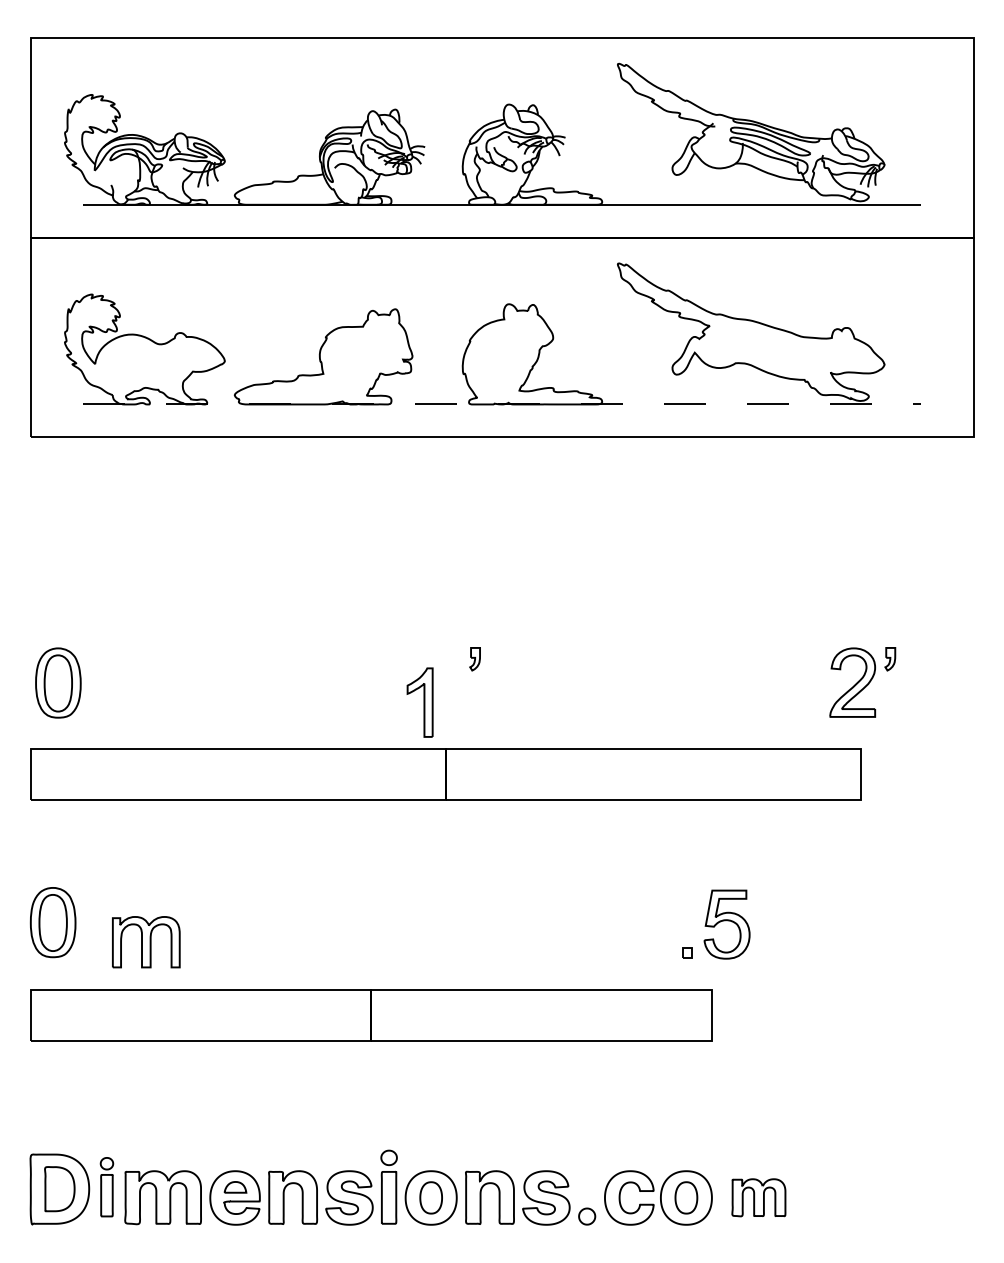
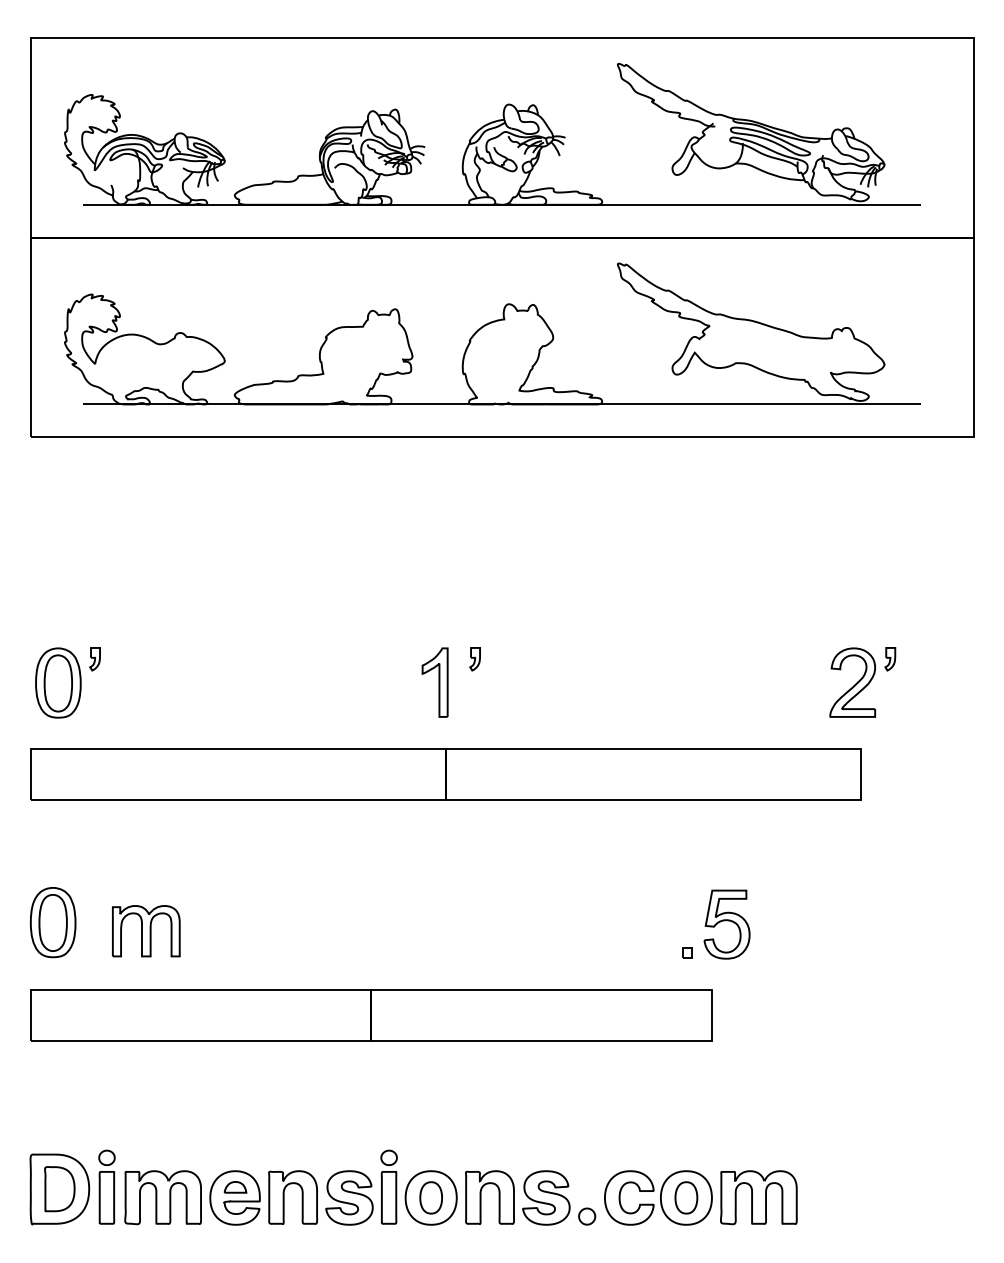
line: dashed -> solid (502, 404)
part: none -> present (94, 659)
part position: (419, 702) -> (434, 682) (434, 682)
part position: (146, 942) -> (146, 931) (146, 931)
part size: 16x61 px -> 18x76 px (106, 1186)
part size: 56x40 px -> 78x56 px (758, 1197)
